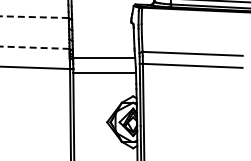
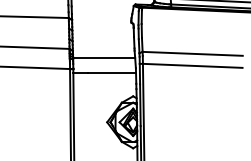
line: dashed -> solid (34, 17)
line: dashed -> solid (34, 47)
